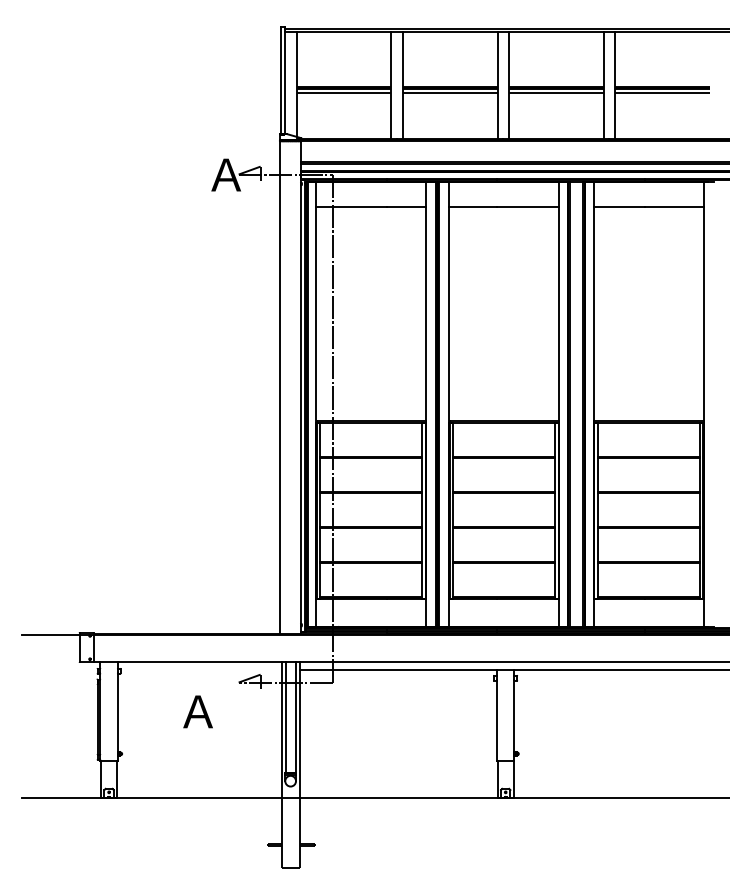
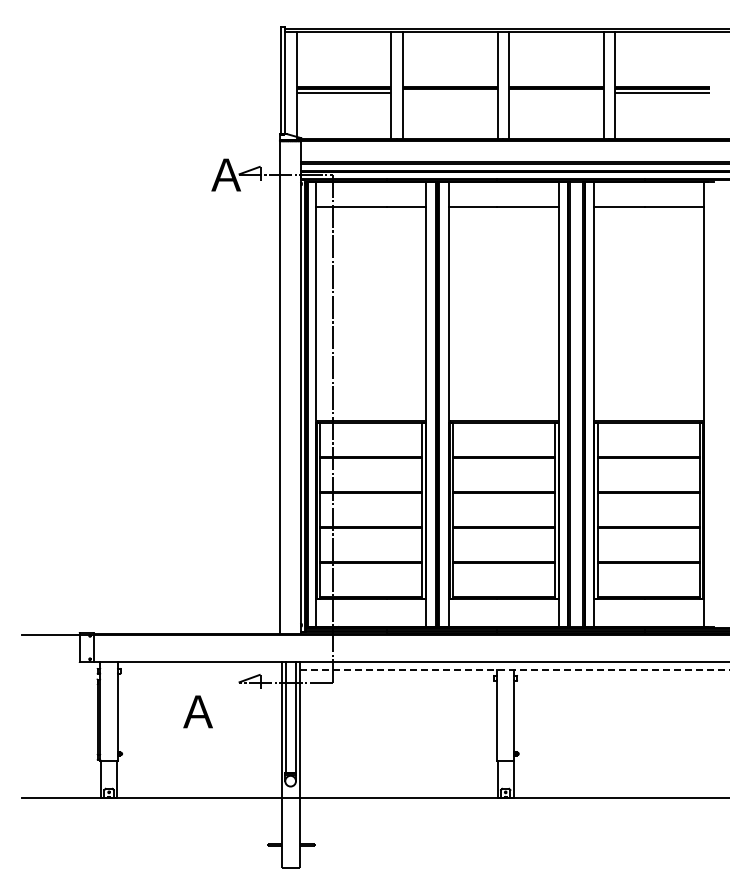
line: present -> none (450, 93)
line: present -> none (556, 93)
line: solid -> dashed (514, 669)
